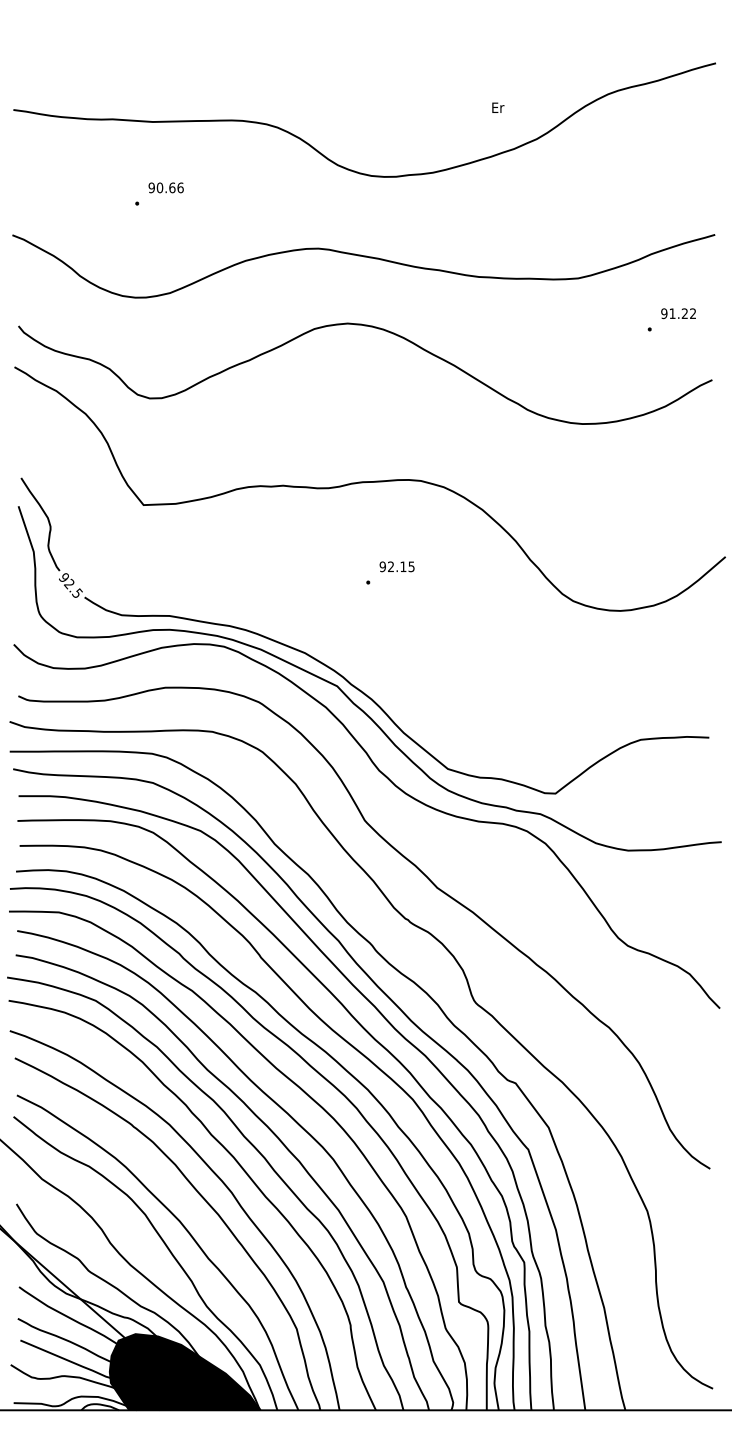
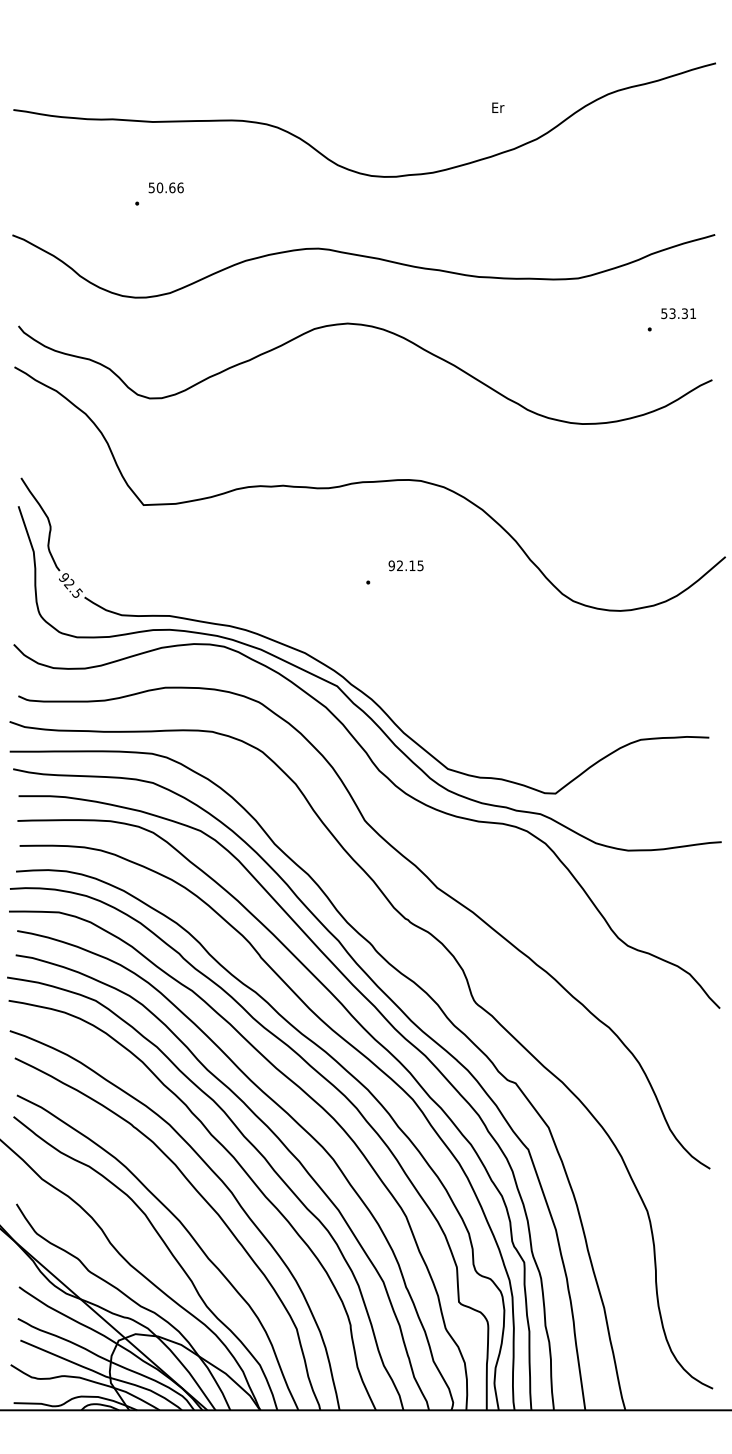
text: 90.66 -> 50.66 (151, 187)
text: 91.22 -> 53.31 (678, 313)
text position: (396, 566) -> (405, 565) (405, 565)
fill: present -> none (184, 1372)
